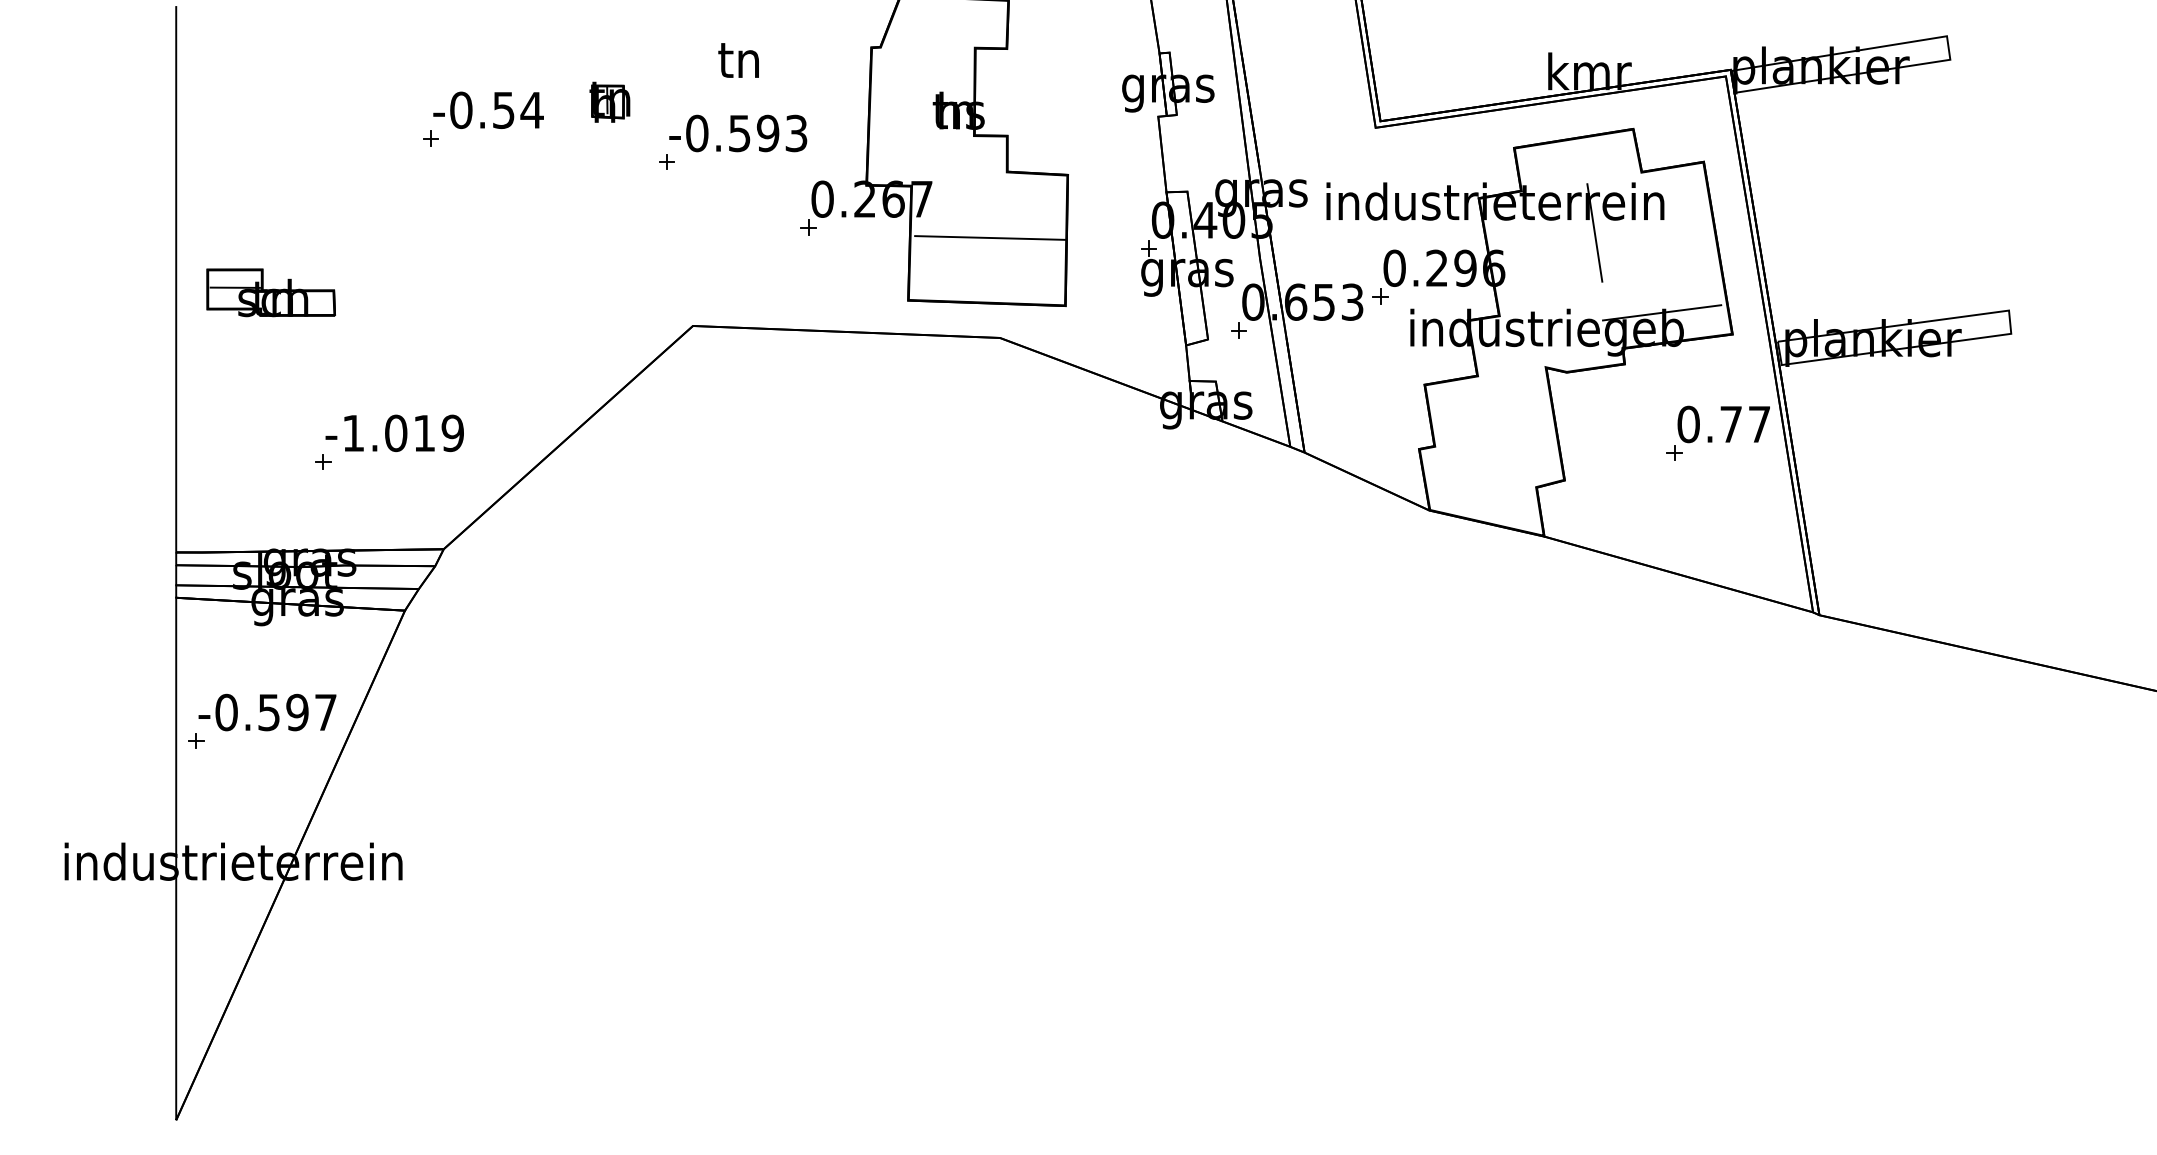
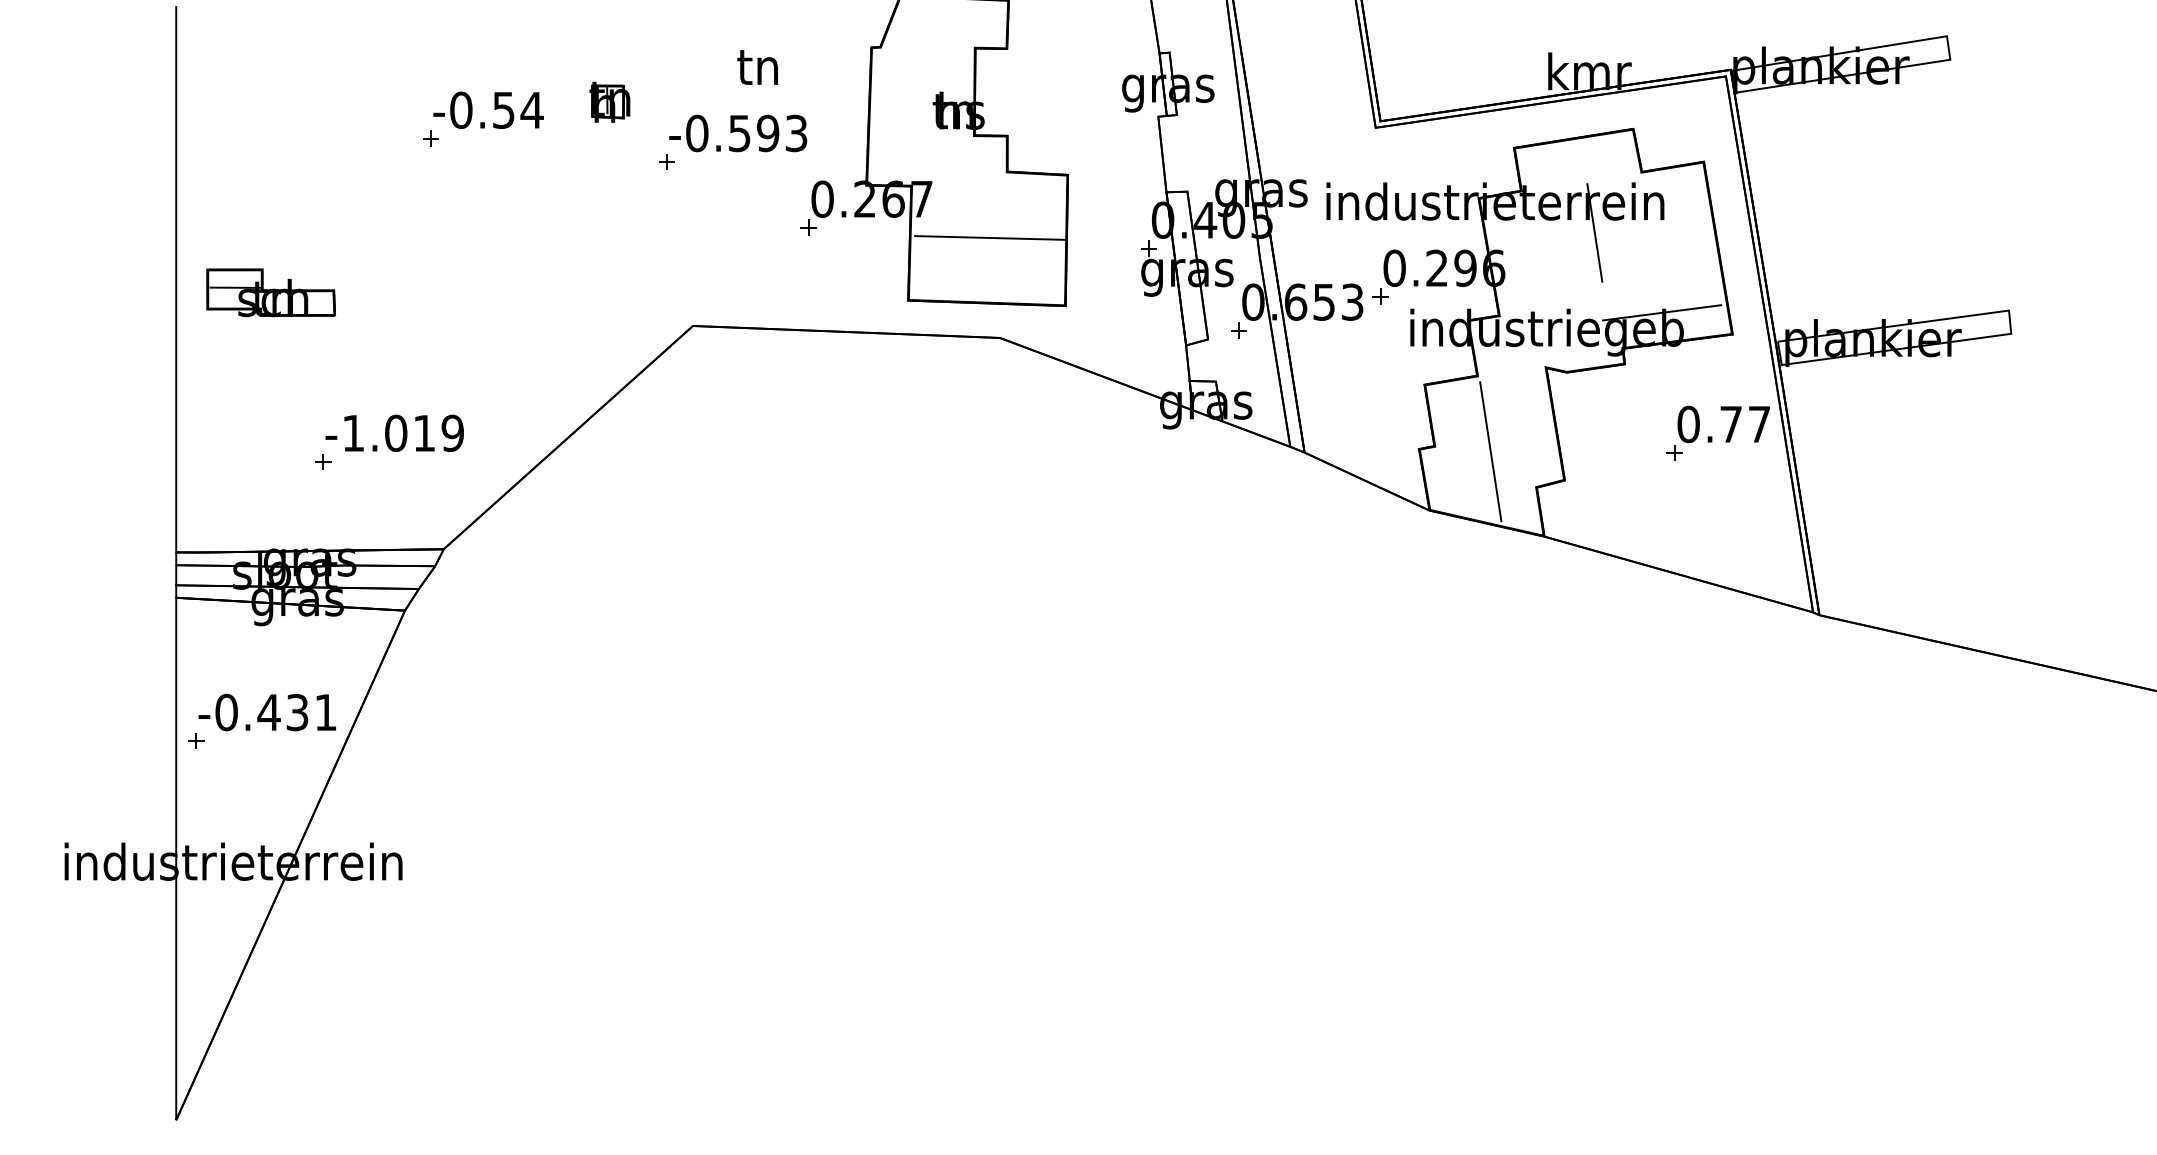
text position: (738, 60) -> (757, 67) (757, 67)
line: none -> present (1490, 451)
text: -0.597 -> -0.431 (296, 712)
